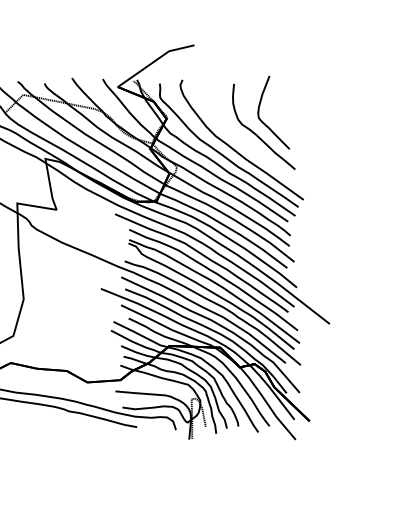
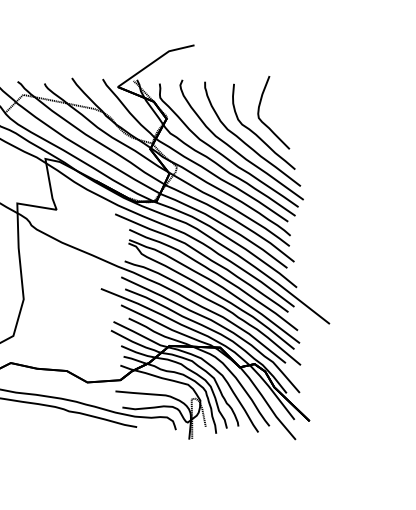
curve: none -> present (244, 141)
